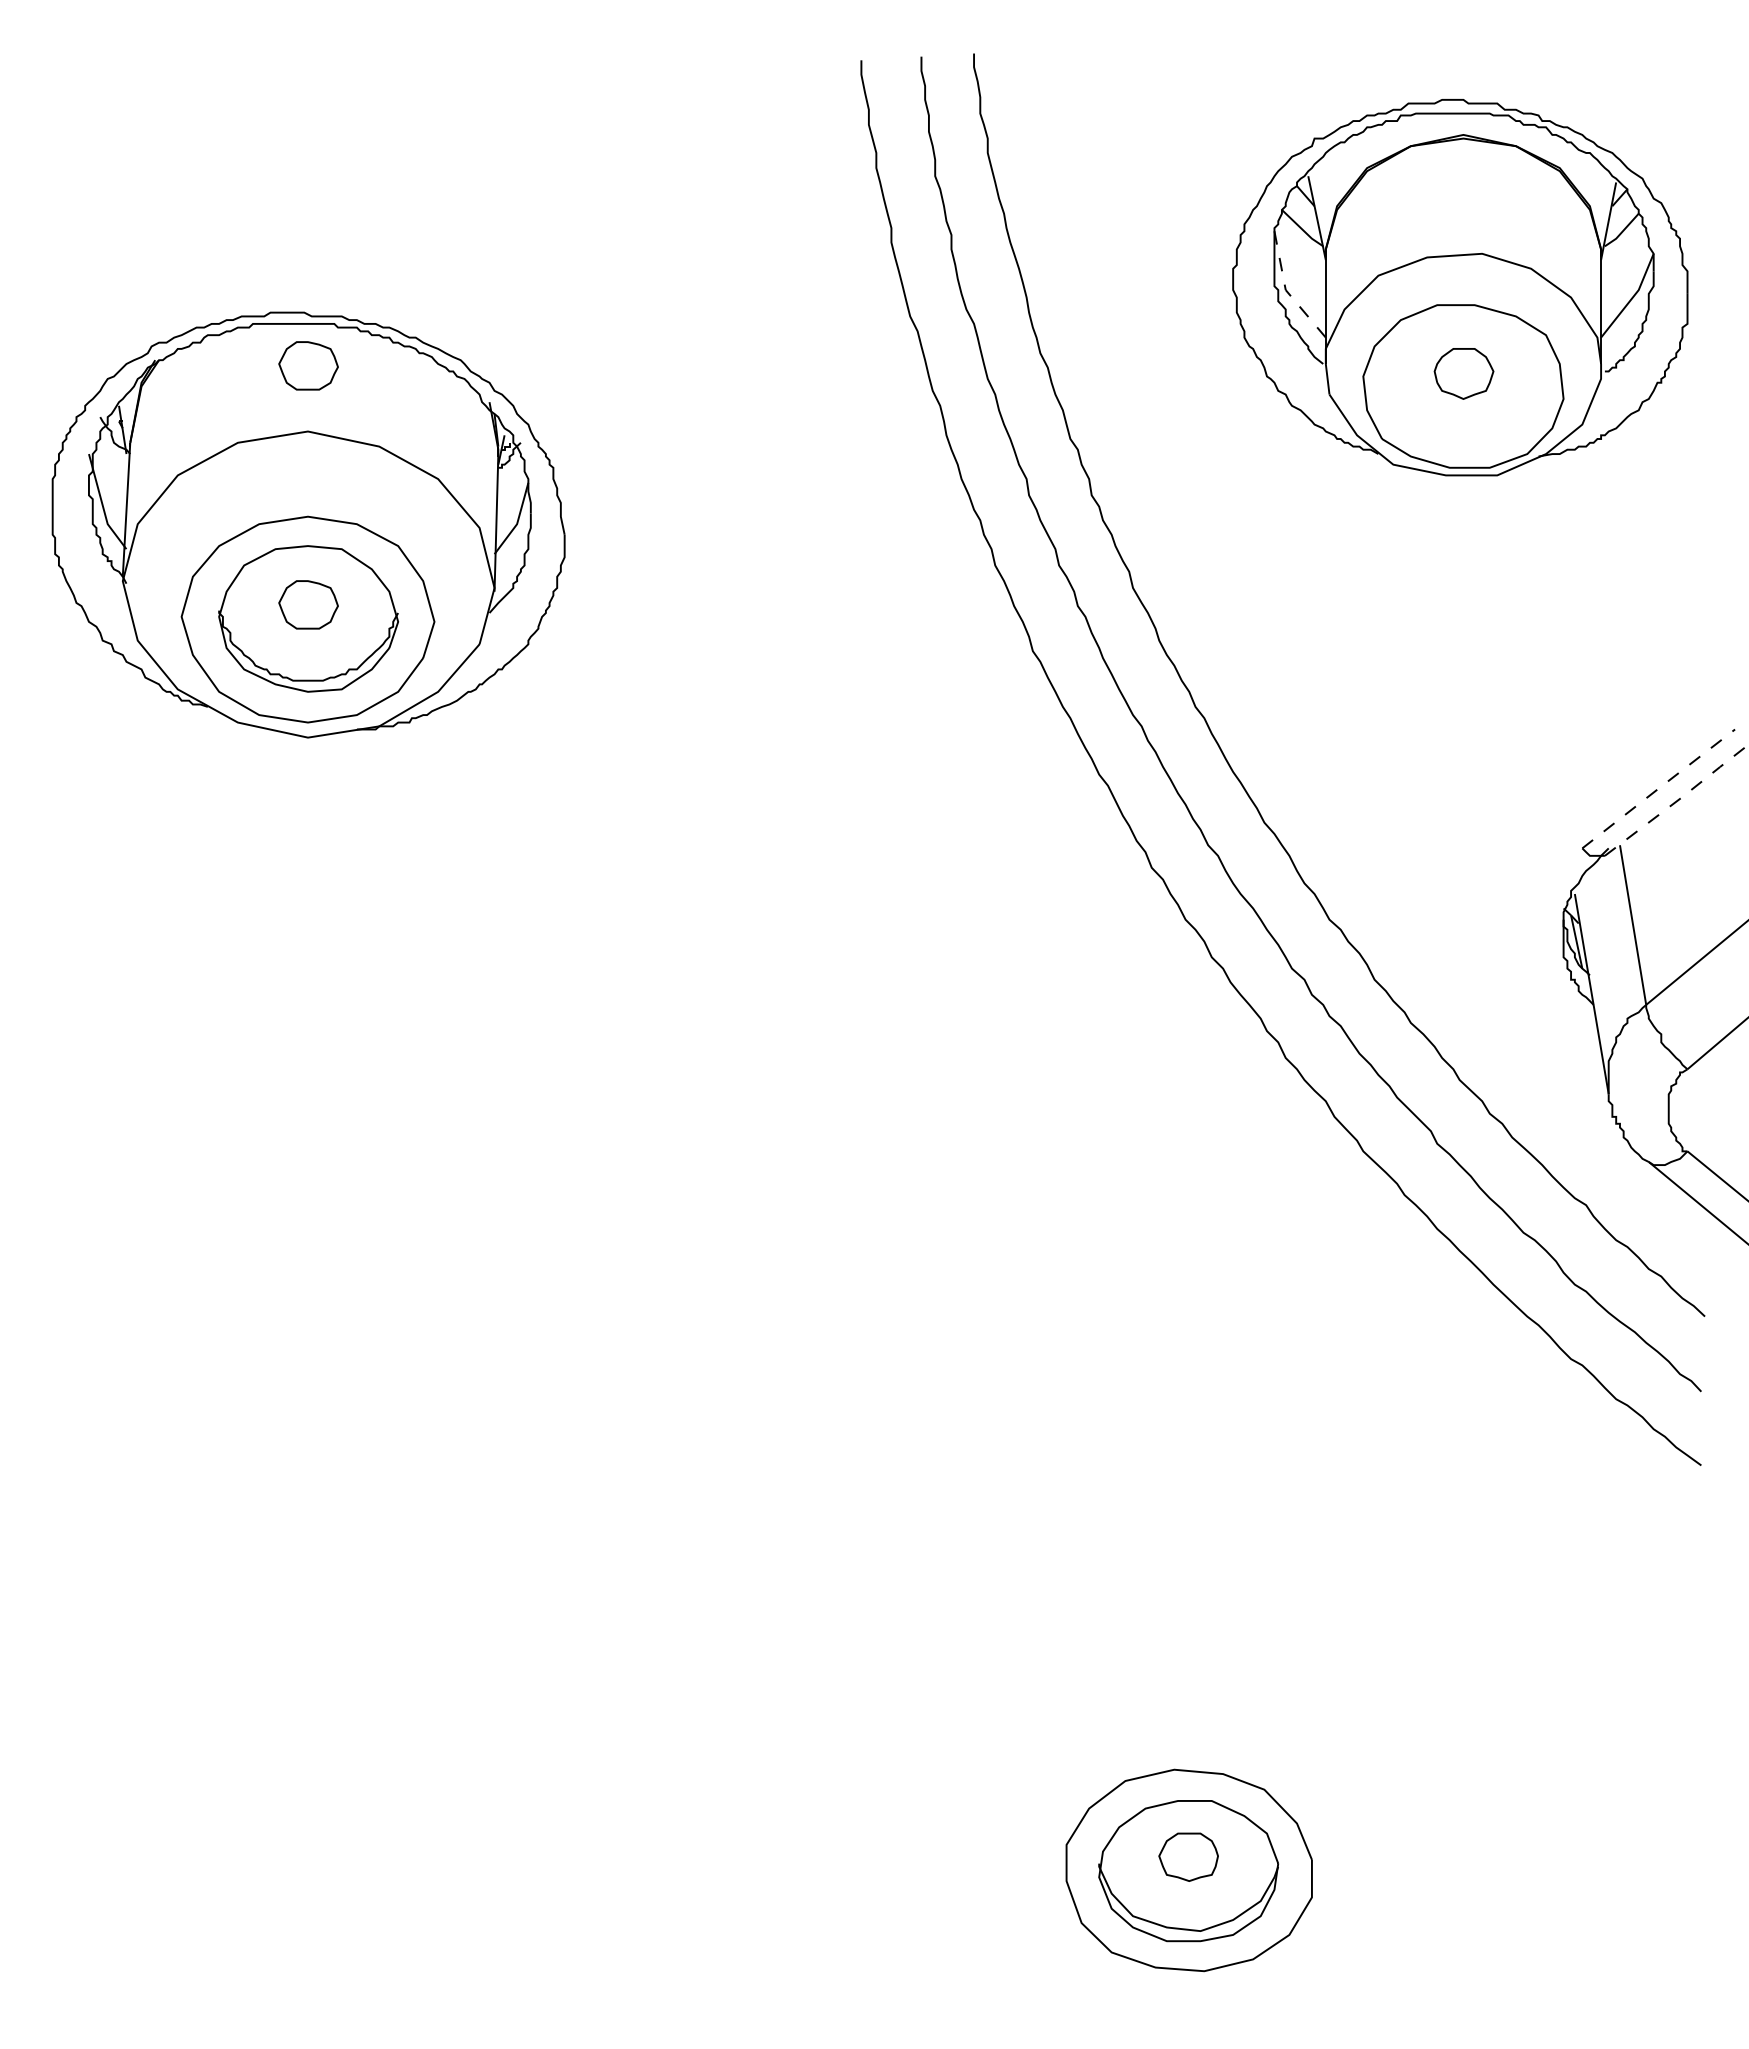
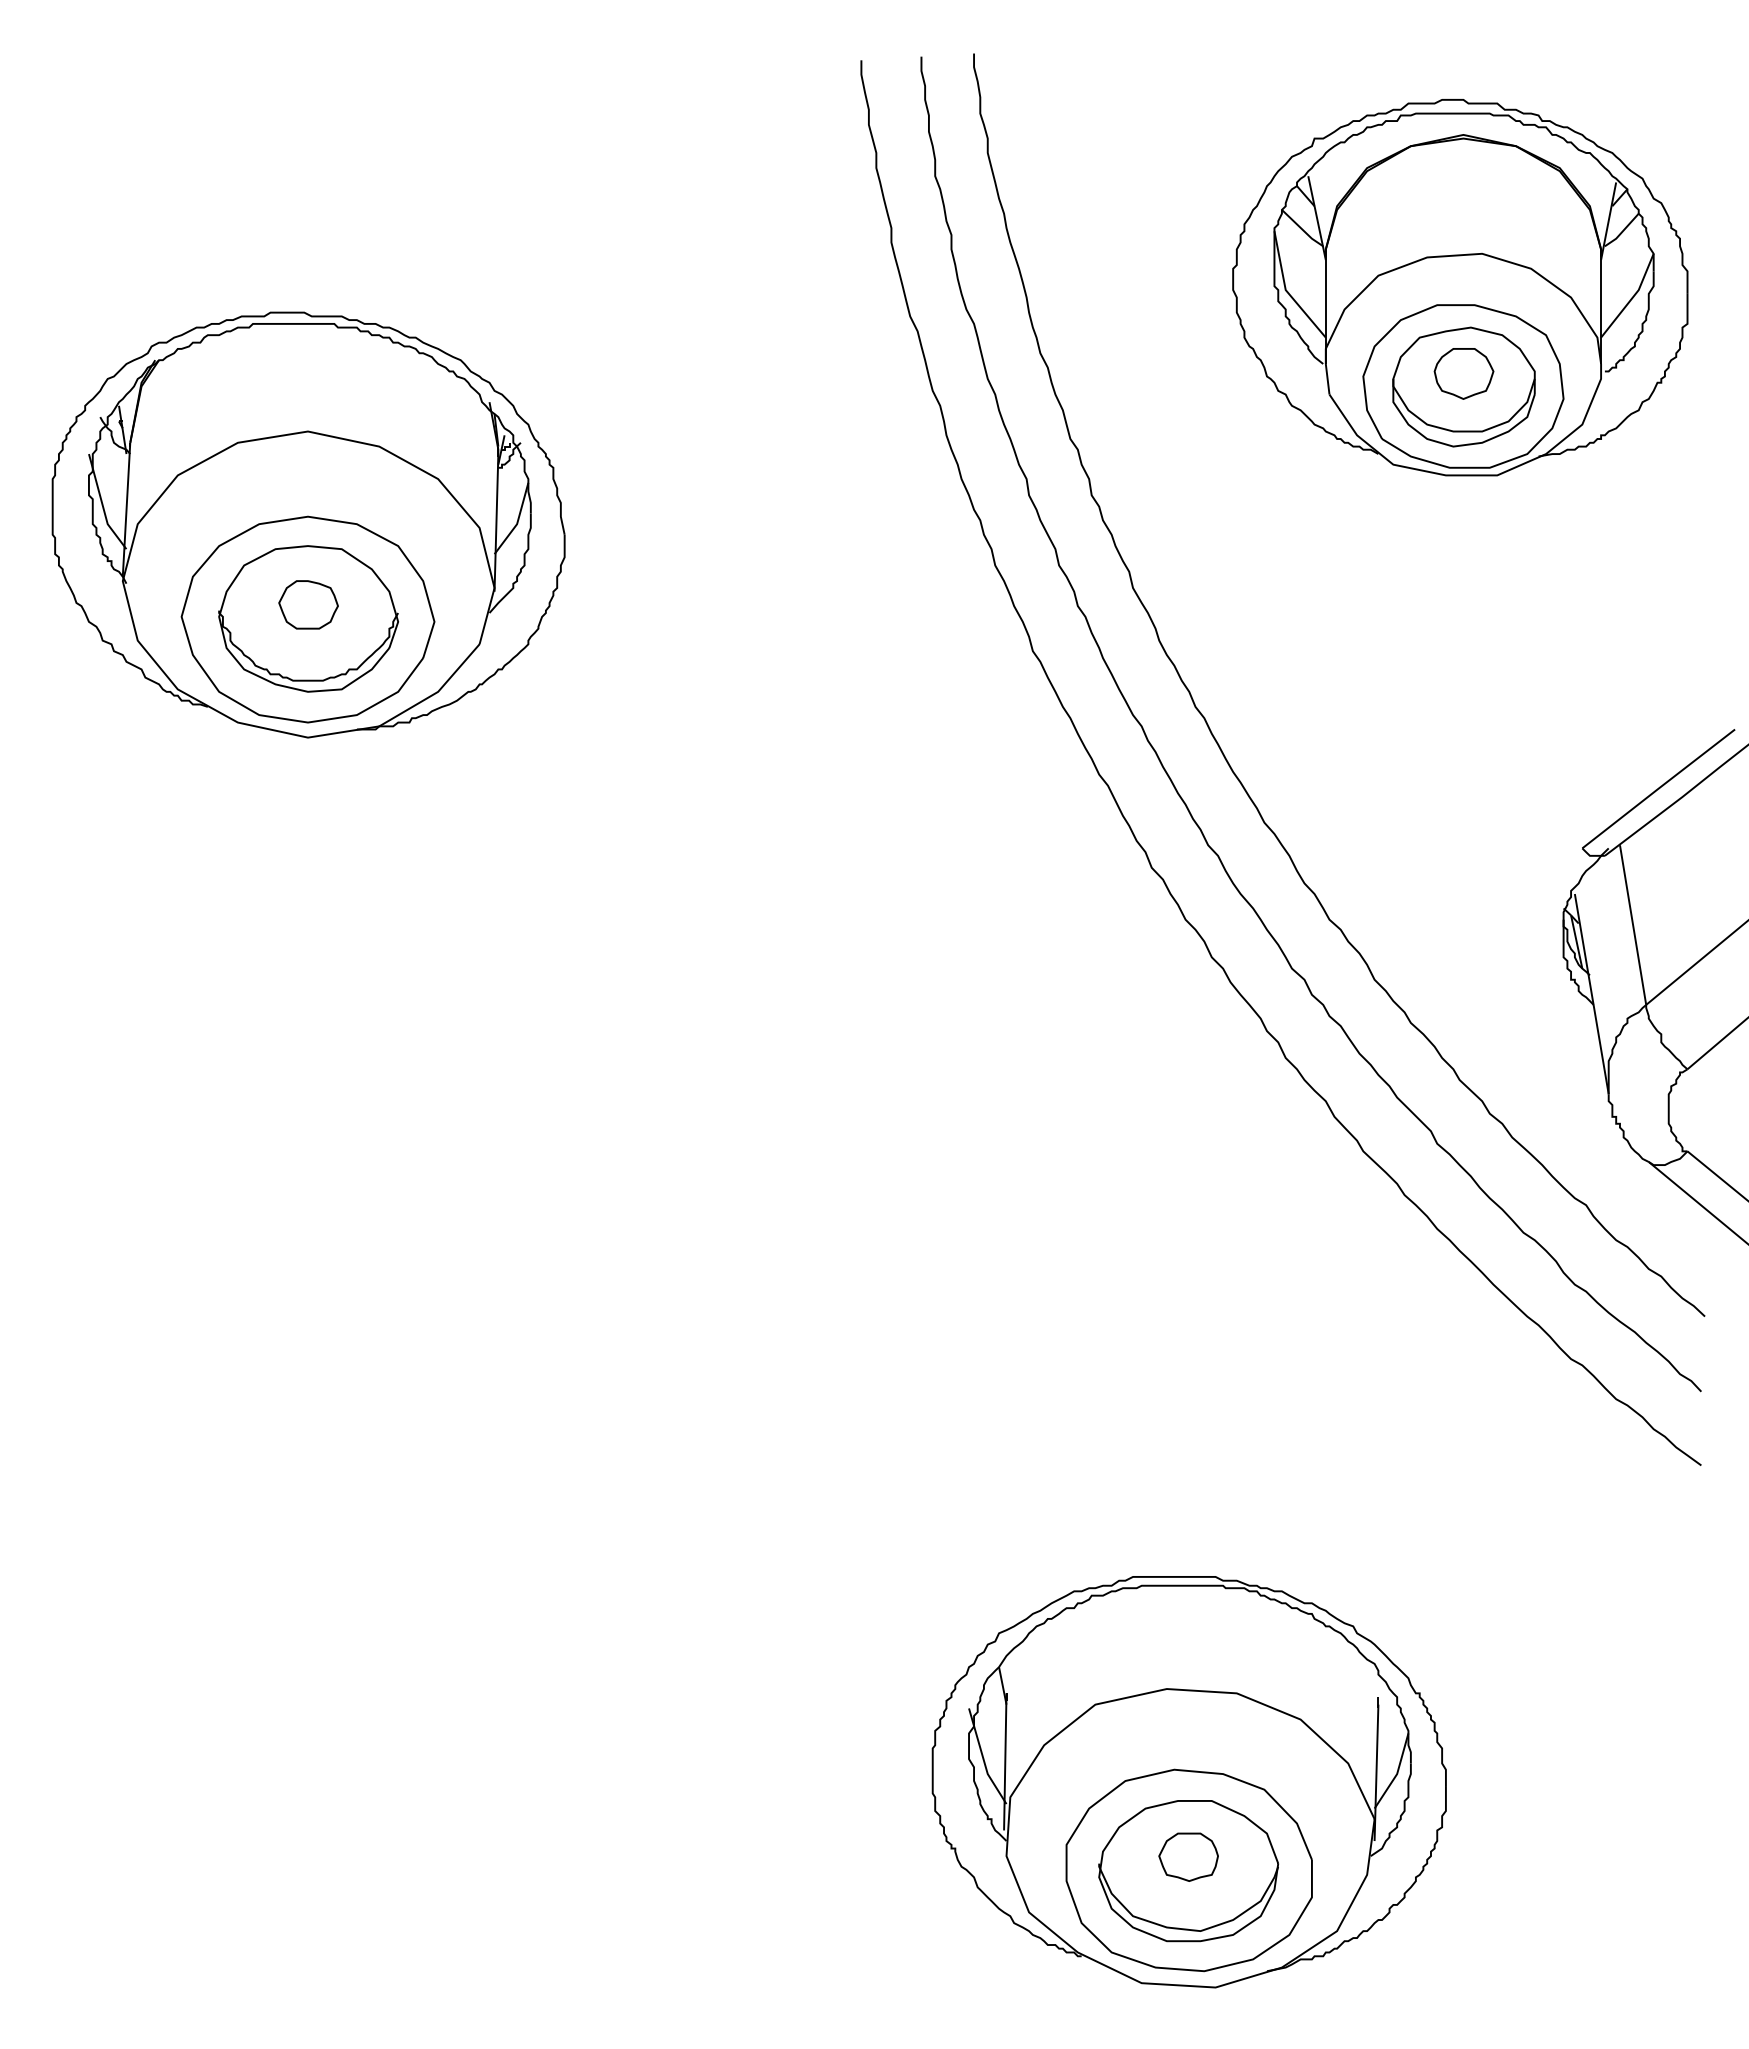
line: dashed -> solid (1286, 290)
part: present -> none (308, 365)
part: none -> present (1463, 386)
line: dashed -> solid (1658, 788)
line: dashed -> solid (1678, 800)
part: none -> present (1188, 1782)
